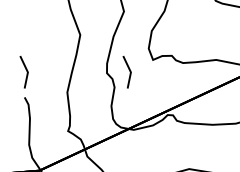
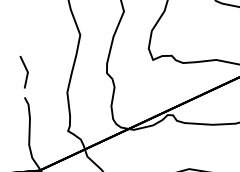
line: present -> none (129, 72)
